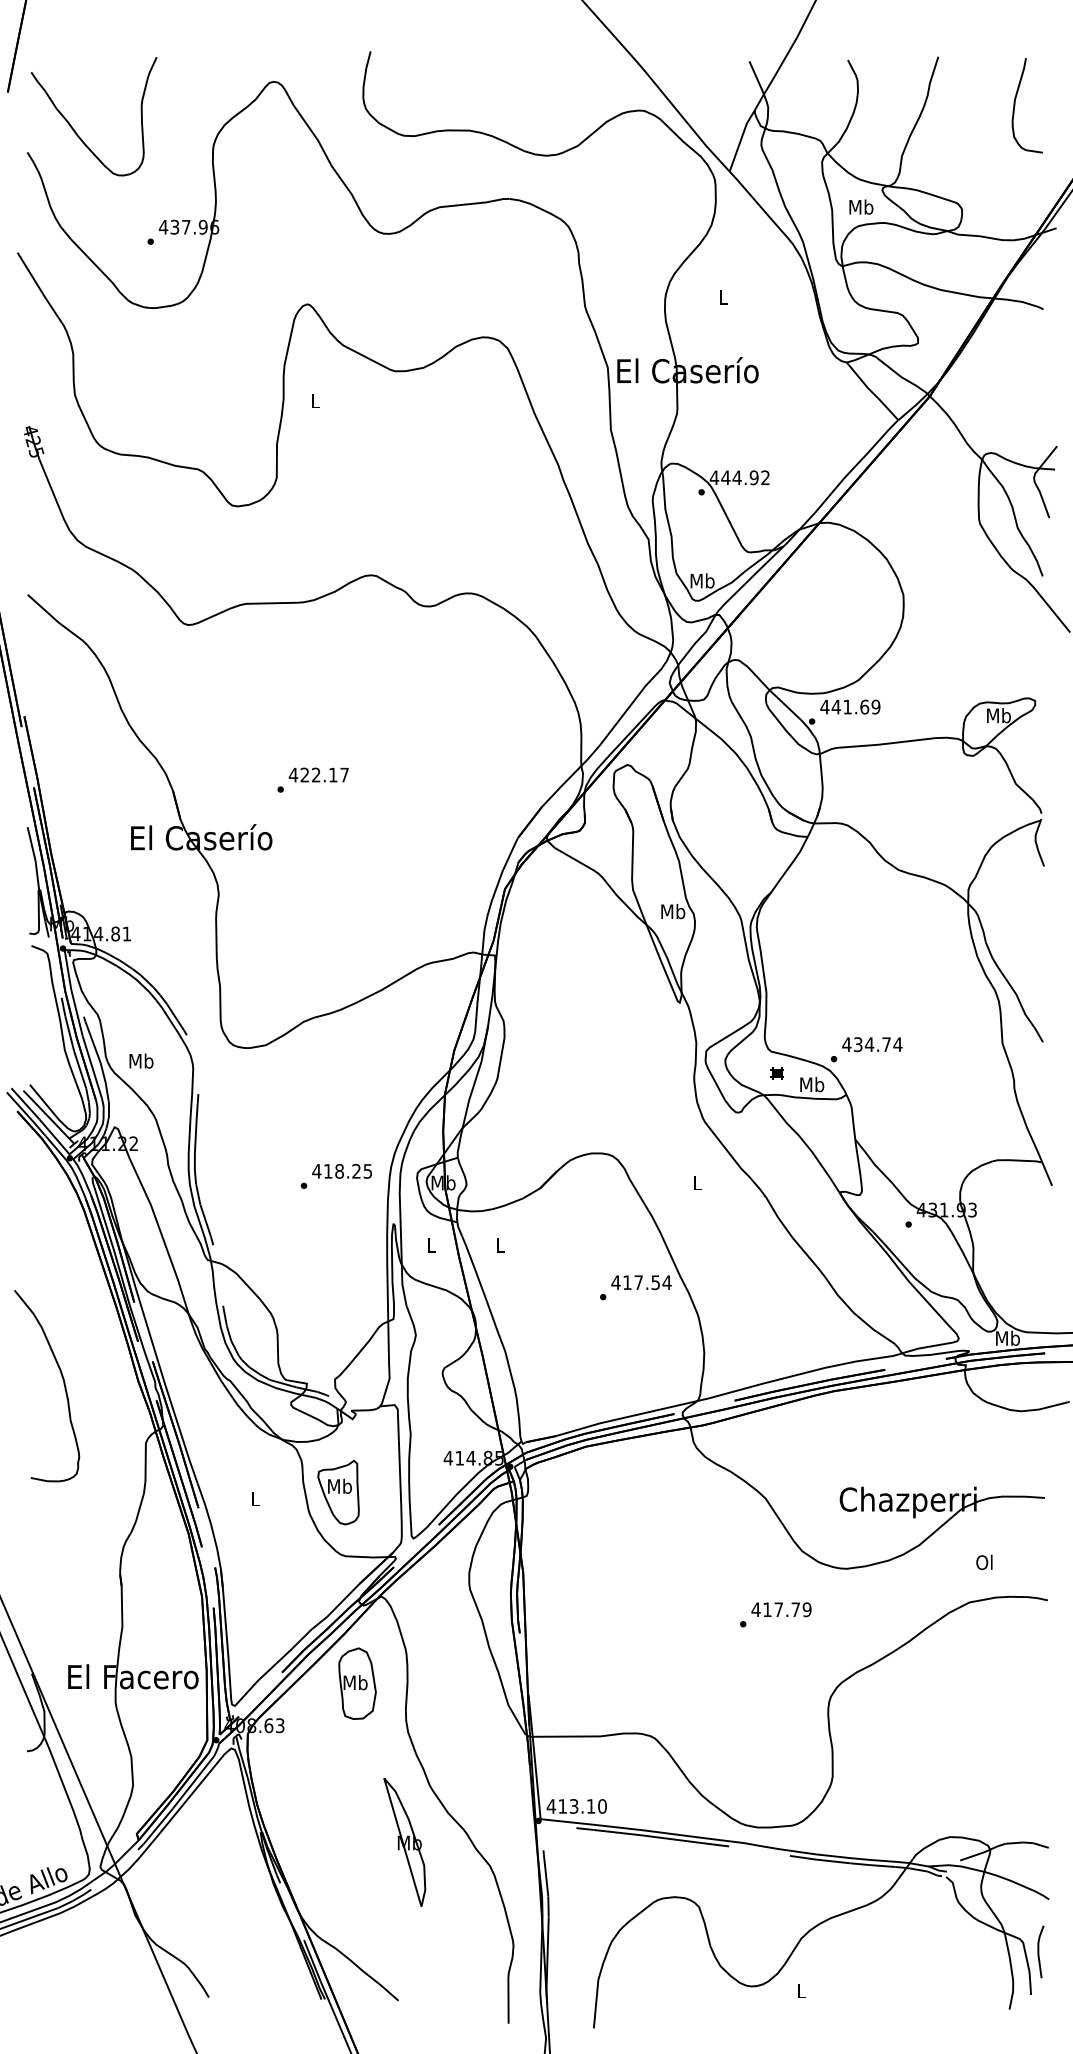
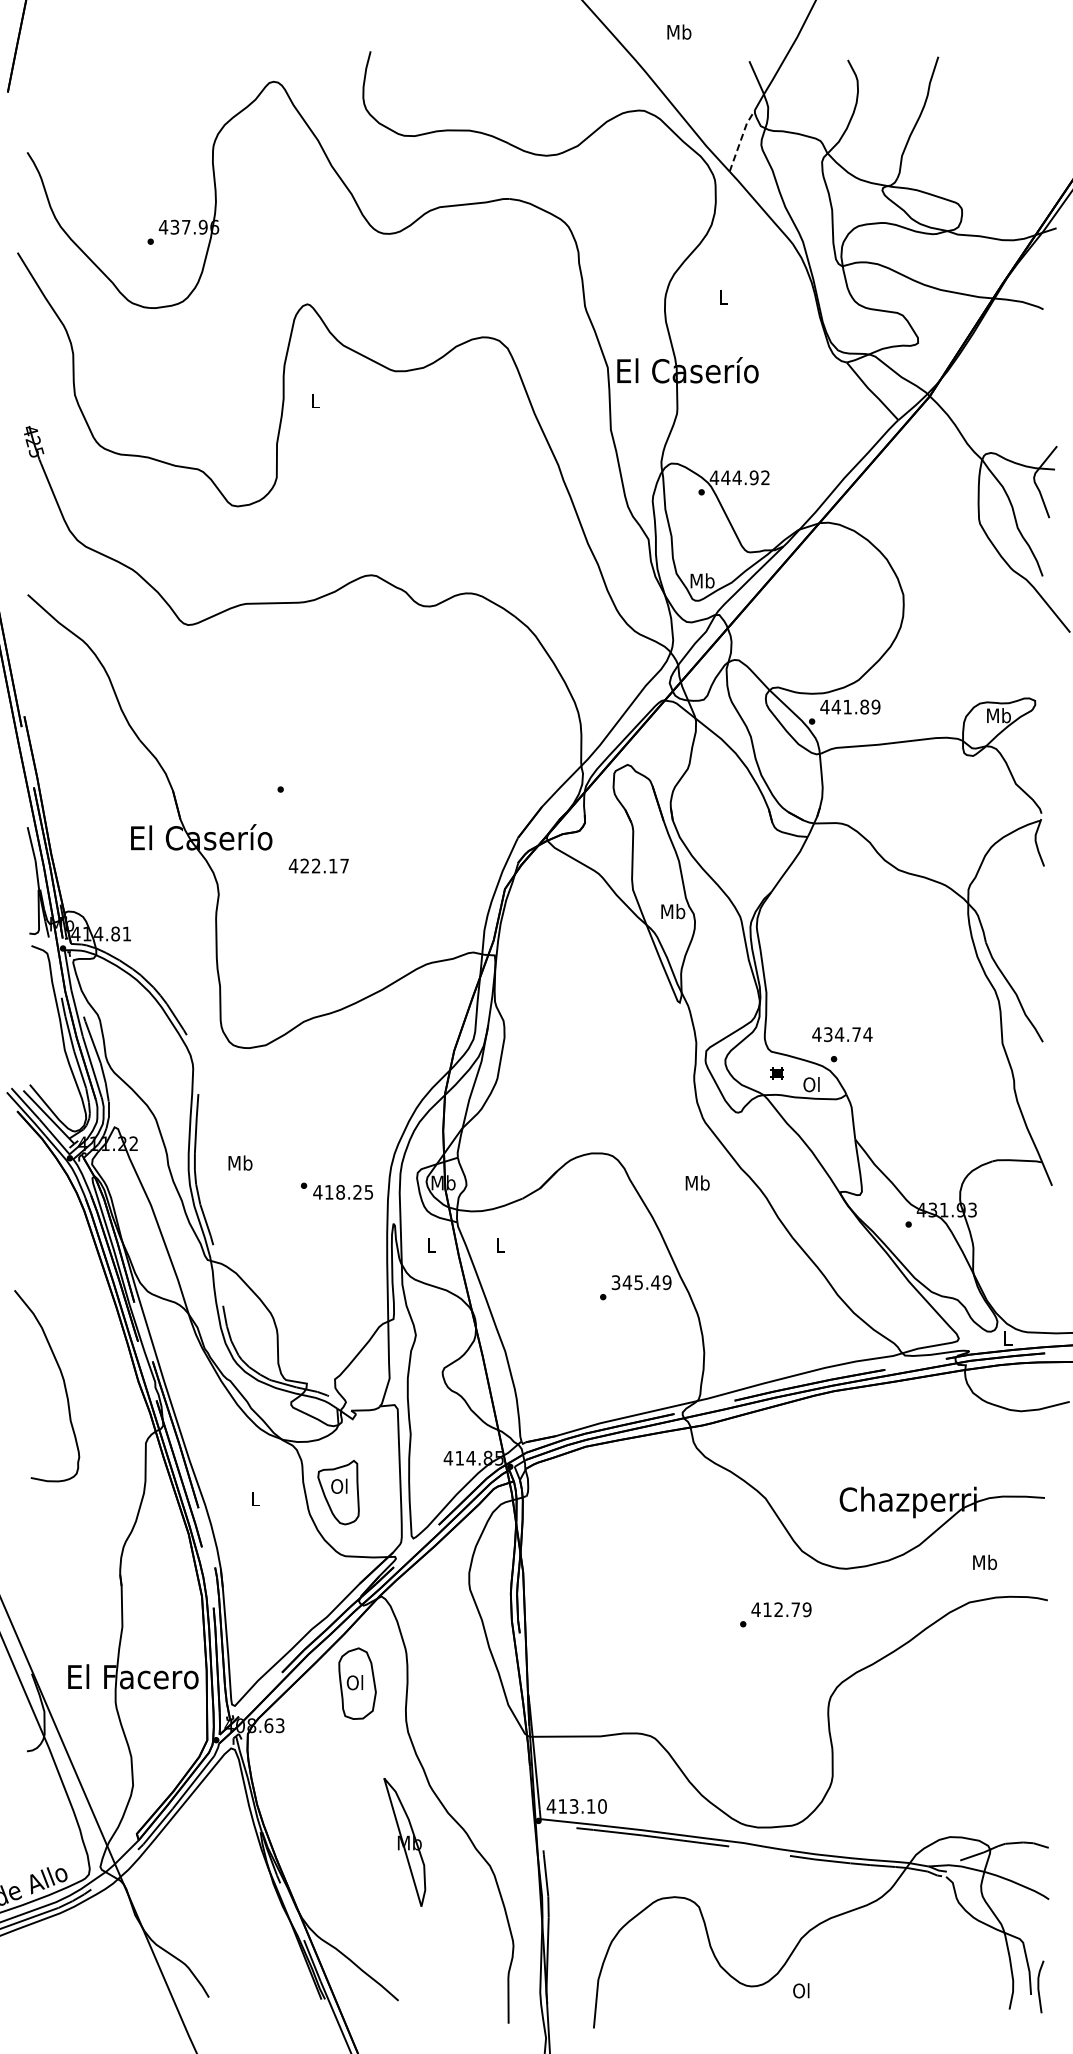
curve: present -> none (1015, 105)
curve: present -> none (75, 130)
line: solid -> dashed (741, 139)
text position: (861, 206) -> (679, 31) (679, 31)
text: 441.69 -> 441.89 (864, 706)
text position: (318, 774) -> (318, 865) (318, 865)
text position: (872, 1044) -> (842, 1034) (842, 1034)
text position: (141, 1060) -> (240, 1162) (240, 1162)
text: Mb -> Ol (812, 1084)
text position: (341, 1171) -> (342, 1192) (342, 1192)
text: L -> Mb (697, 1182)
text: 417.54 -> 345.49 (641, 1282)
text: Mb -> L (1007, 1337)
text: Mb -> Ol (339, 1485)
text: Ol -> Mb (985, 1562)
text: 417.79 -> 412.79 (778, 1609)
text: Mb -> Ol (355, 1682)
line position: (1039, 1951) -> (1039, 1986) (1039, 1986)
text: L -> Ol (801, 1990)
